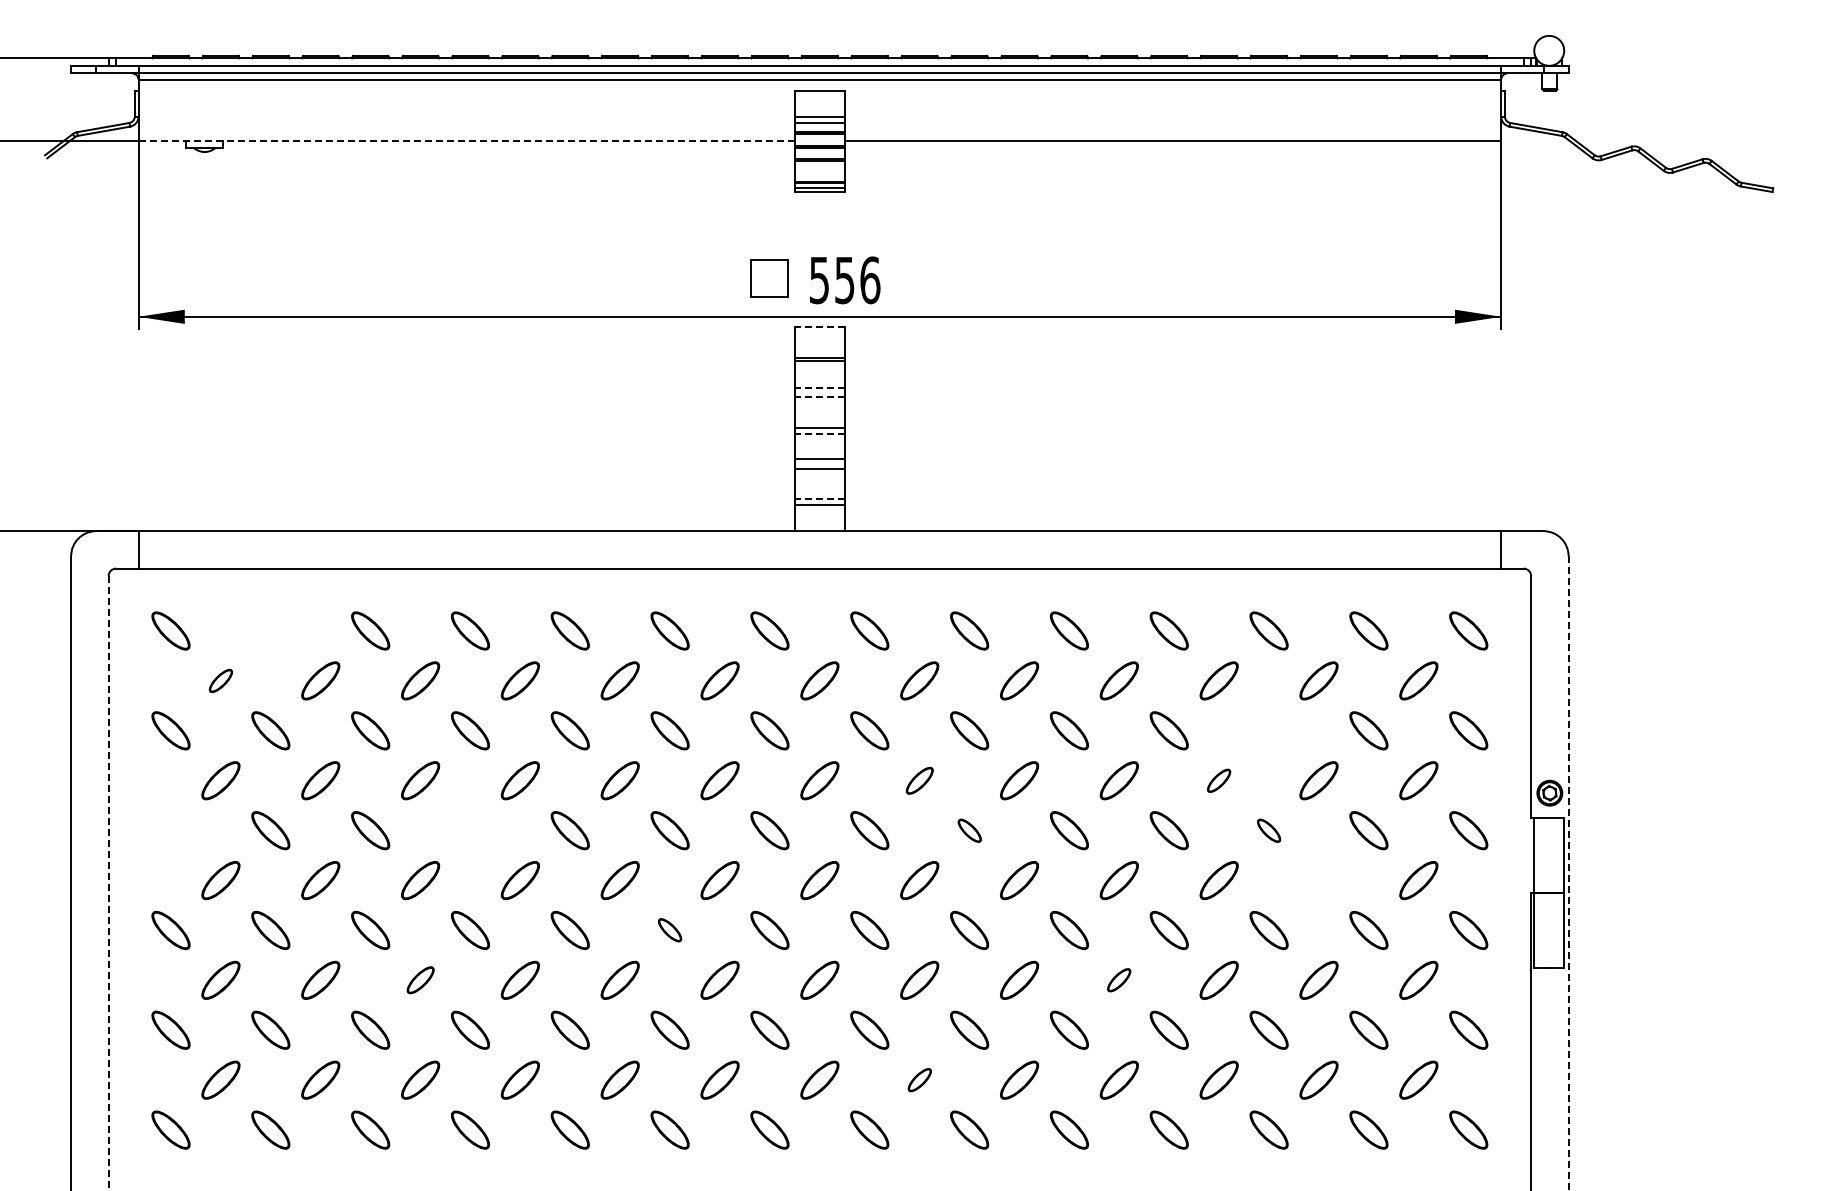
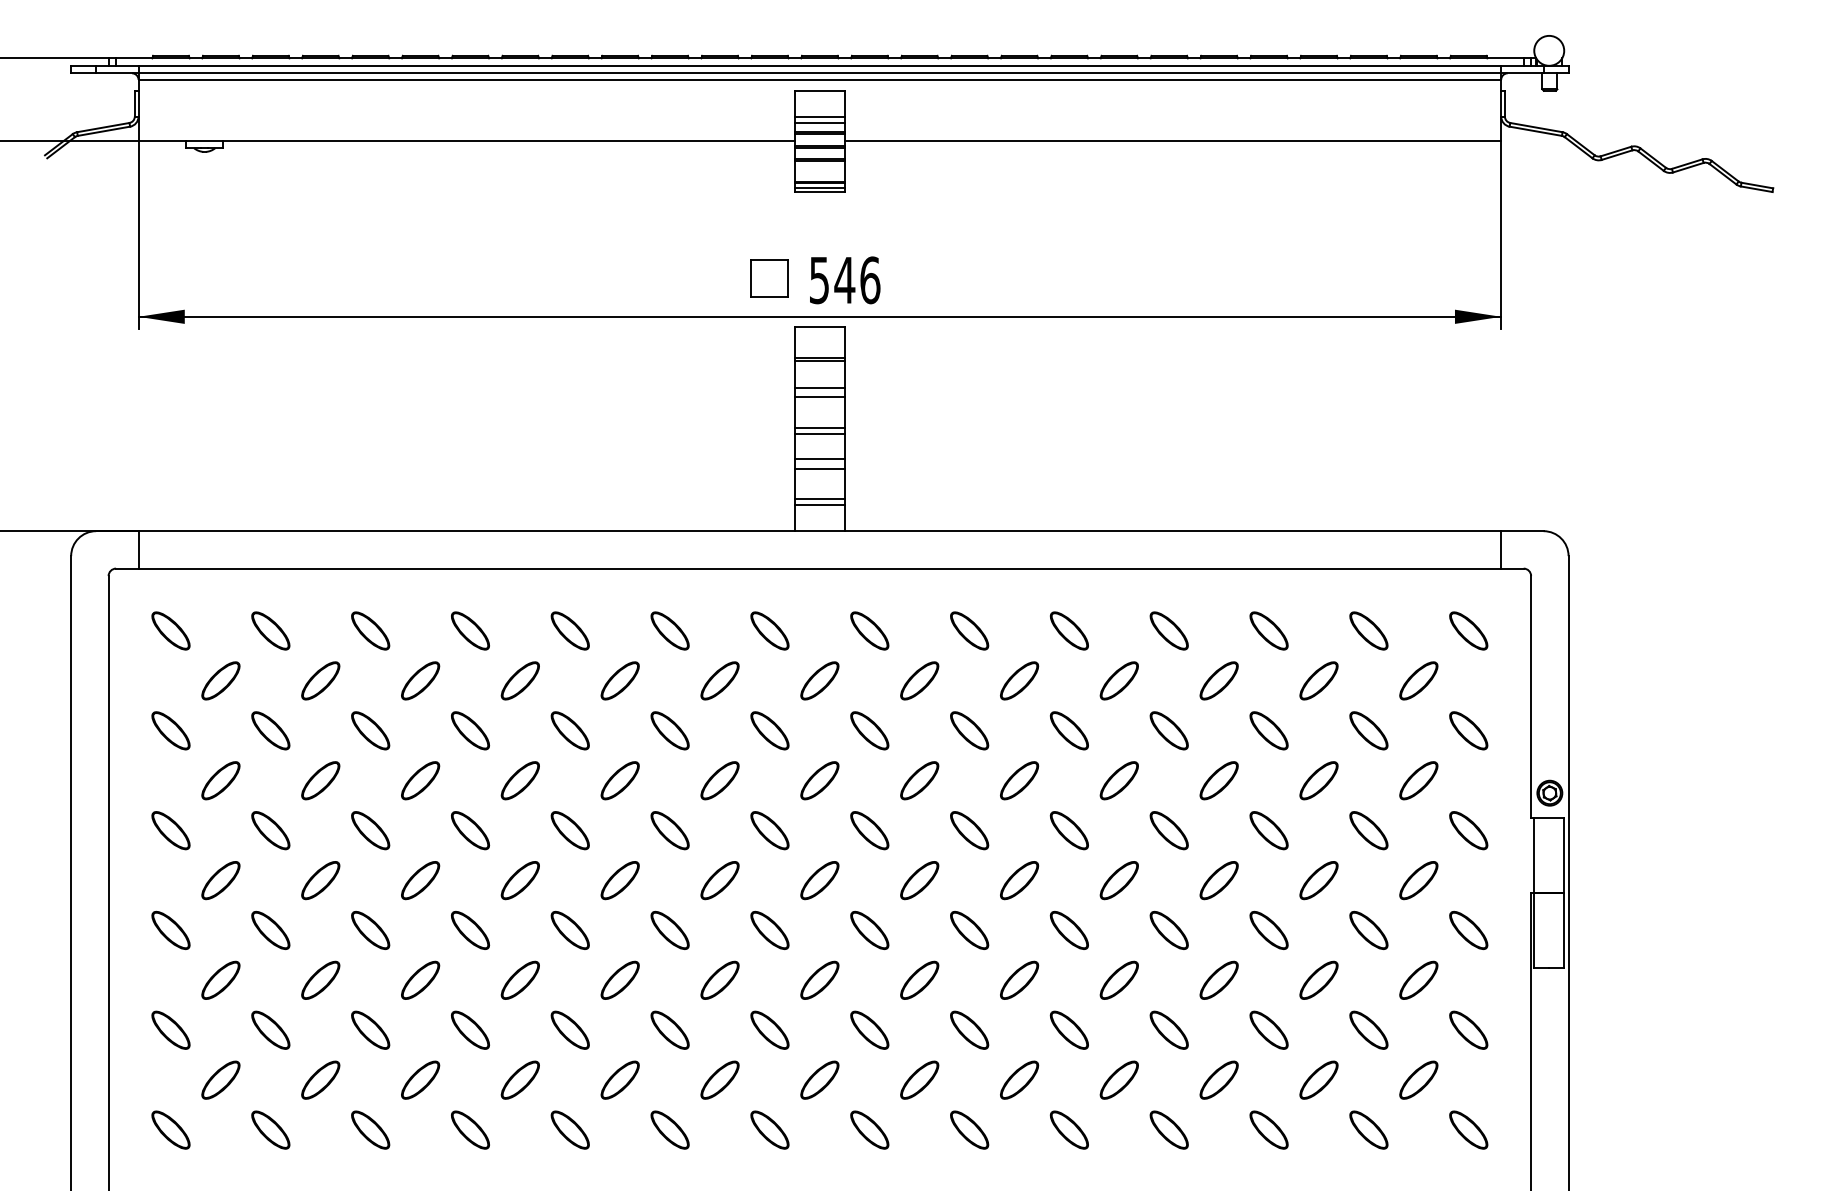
line: dashed -> solid (466, 140)
text: 556 -> 546 (844, 280)
line: dashed -> solid (819, 326)
line: dashed -> solid (819, 387)
line: dashed -> solid (819, 397)
line: dashed -> solid (819, 433)
line: dashed -> solid (819, 499)
part: none -> present (270, 630)
part size: 25x25 px -> 40x40 px (220, 680)
part: none -> present (1268, 730)
part size: 29x29 px -> 40x40 px (919, 780)
part size: 25x25 px -> 40x40 px (1218, 780)
part: none -> present (170, 830)
part: none -> present (470, 830)
part size: 25x25 px -> 40x40 px (969, 830)
part size: 25x25 px -> 40x40 px (1268, 830)
line: dashed -> solid (1568, 874)
part: none -> present (1318, 880)
line: dashed -> solid (108, 884)
part size: 25x25 px -> 40x40 px (669, 929)
part size: 29x29 px -> 40x40 px (420, 979)
part size: 25x25 px -> 40x40 px (1118, 979)
part size: 25x25 px -> 40x40 px (919, 1079)
